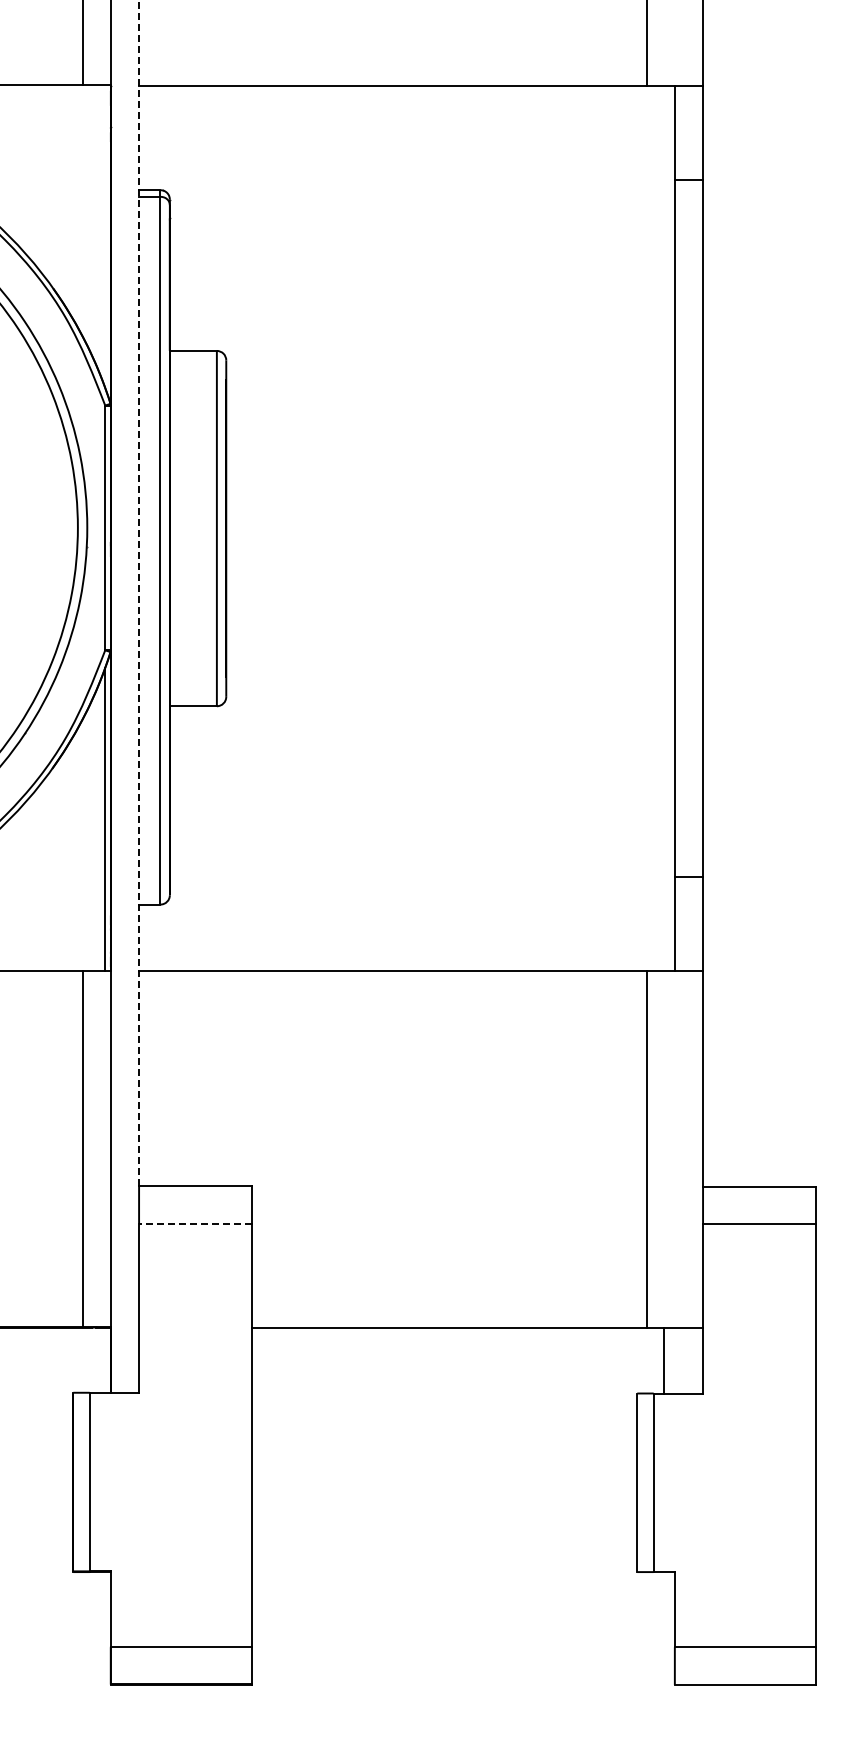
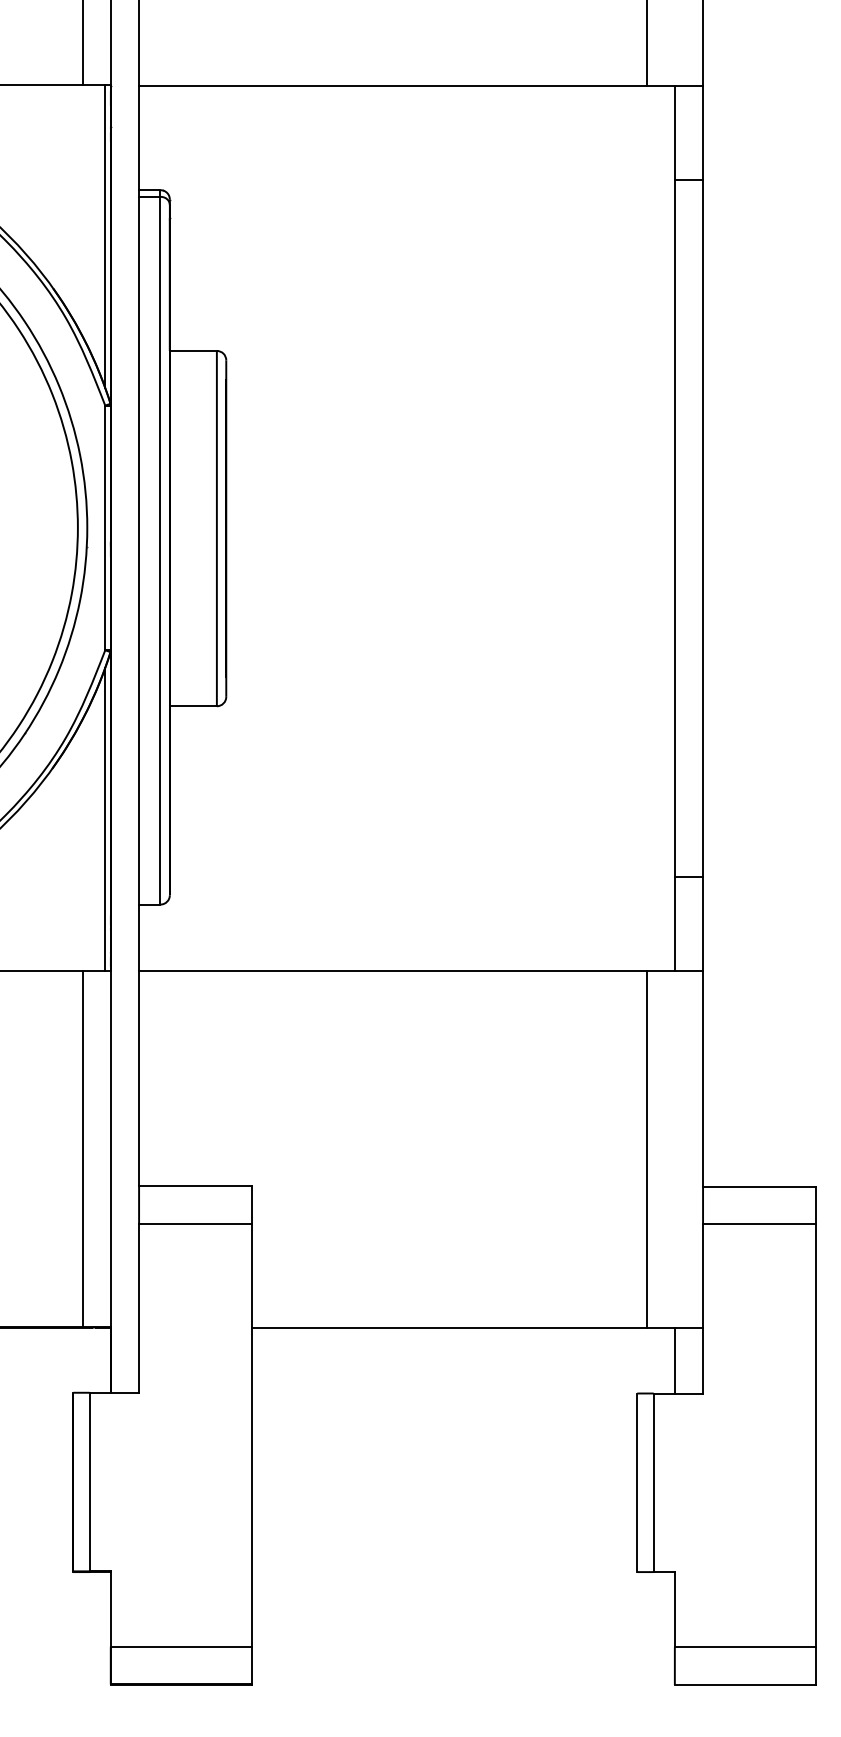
line: none -> present (105, 236)
line: dashed -> solid (139, 593)
line: dashed -> solid (194, 1223)
line position: (663, 1360) -> (674, 1360) (674, 1360)
